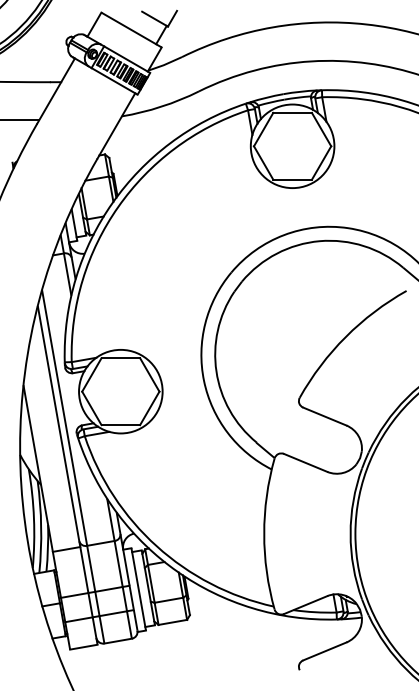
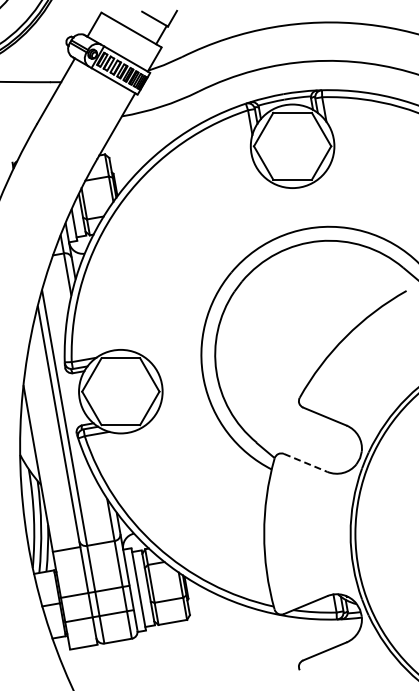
line: present -> none (20, 120)
line: solid -> dashed (306, 463)
